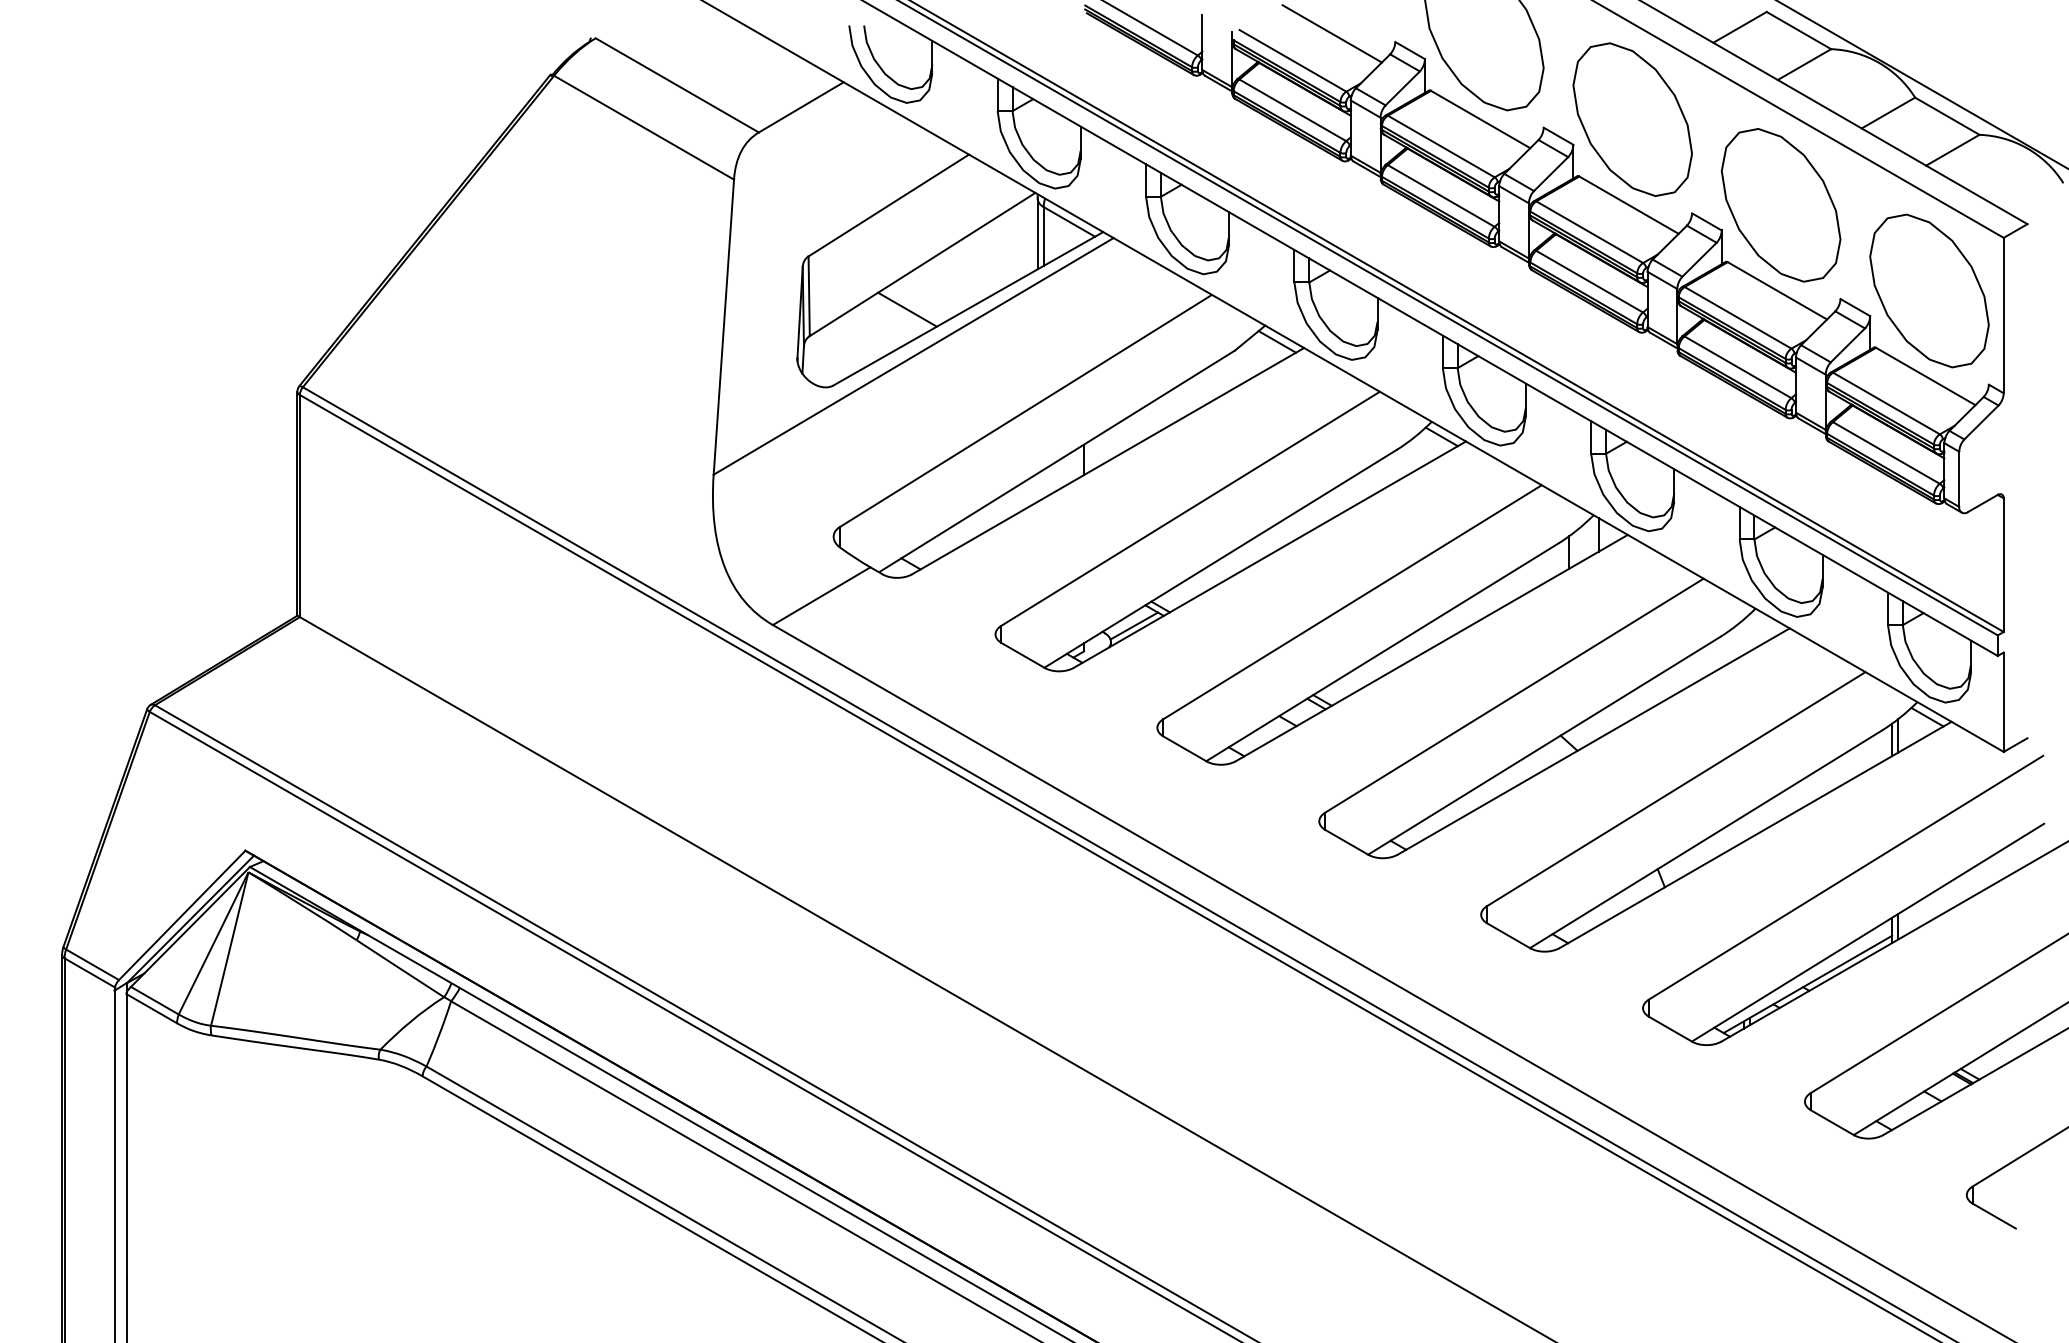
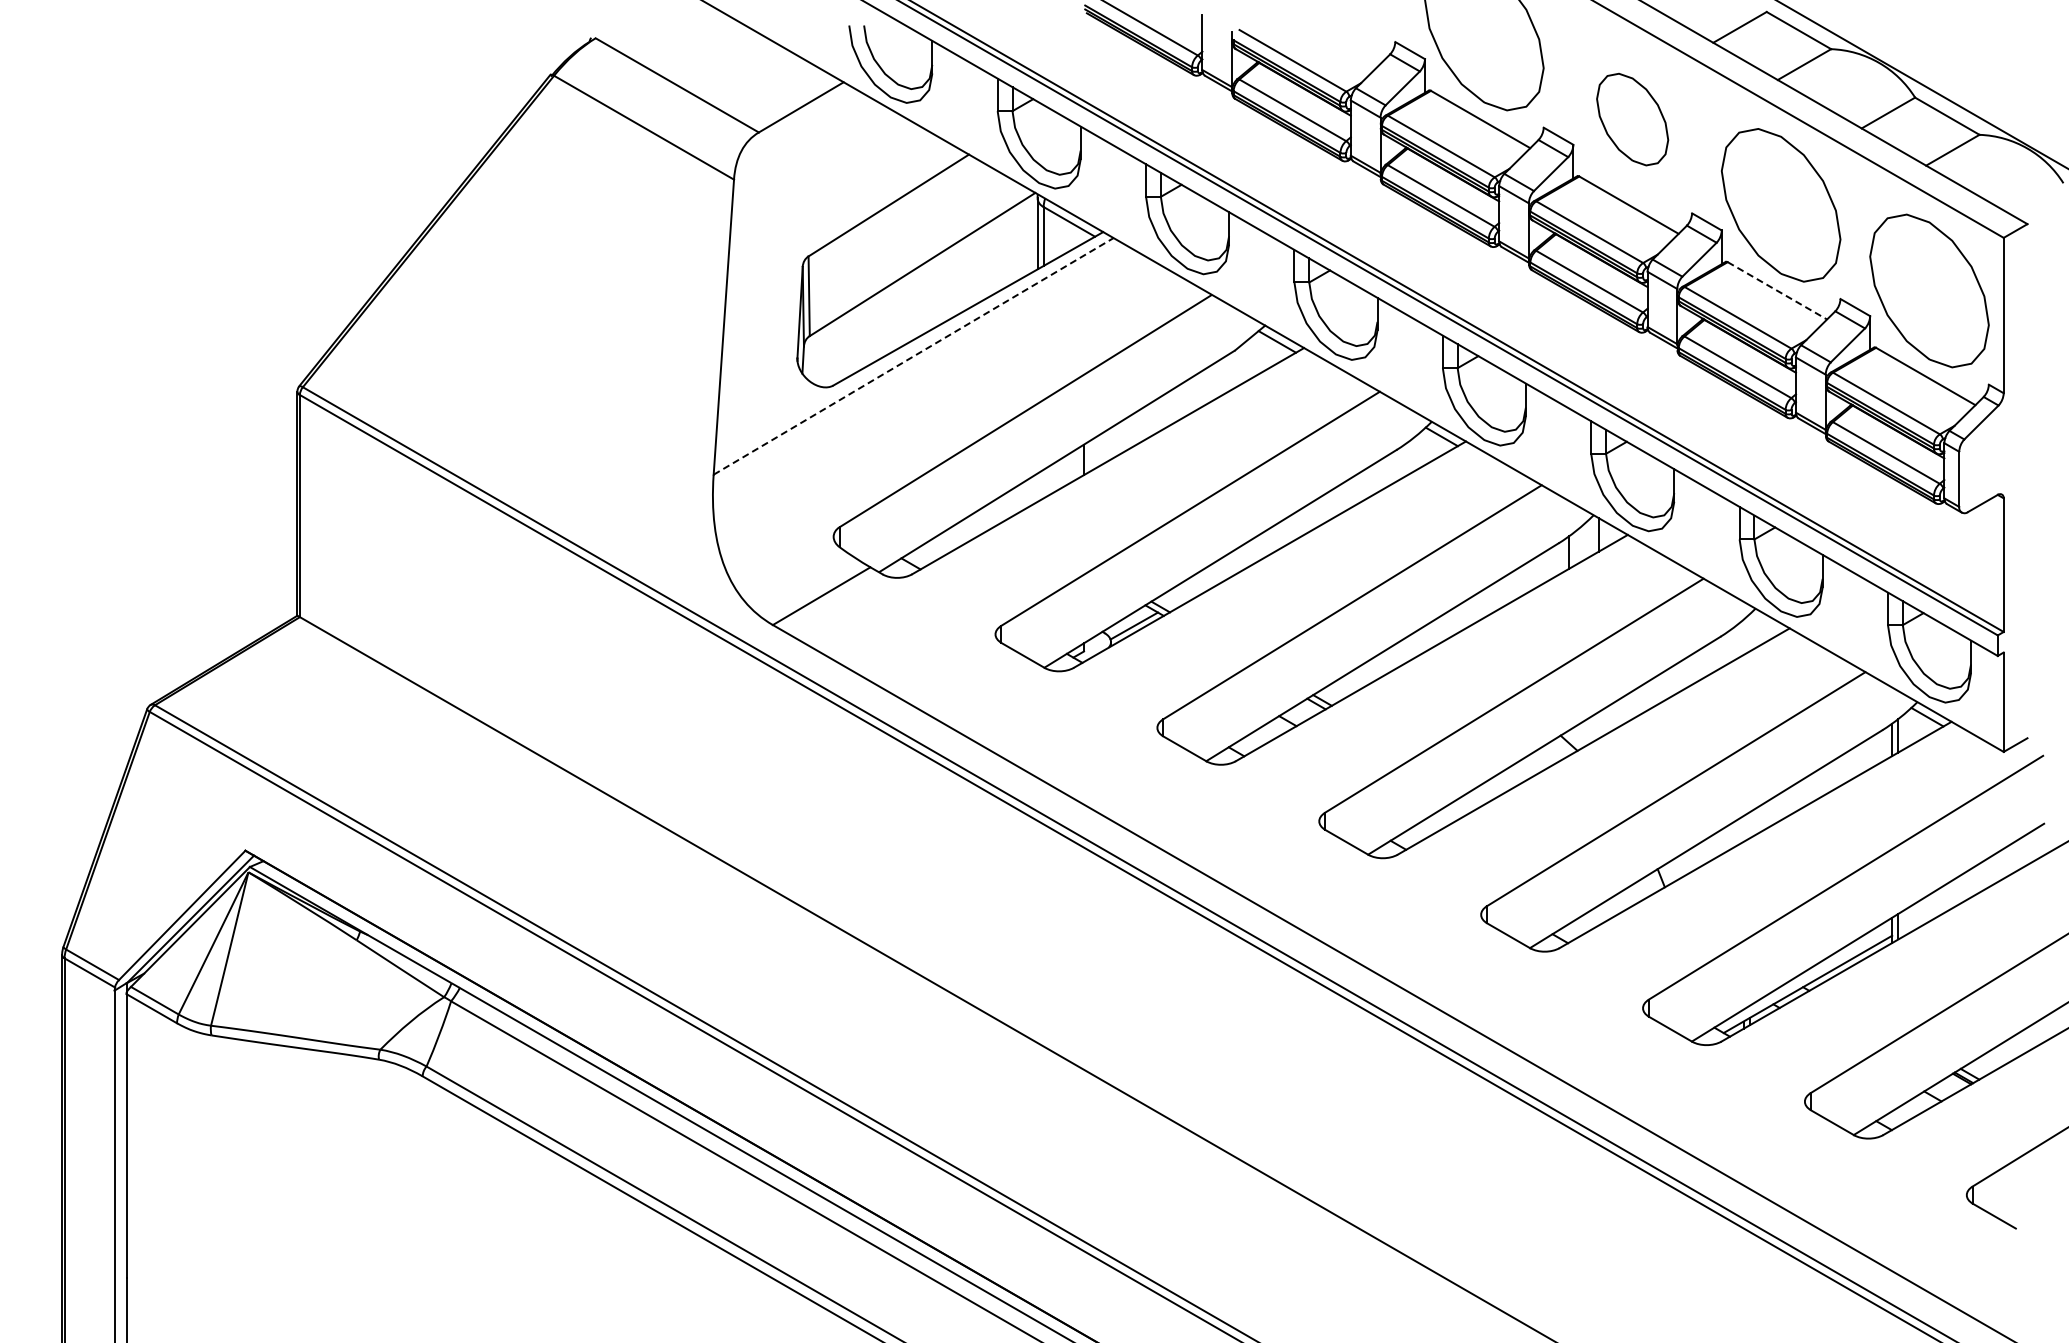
line: present -> none (1331, 33)
part size: 121x155 px -> 74x95 px (1632, 119)
line: solid -> dashed (1777, 291)
line: present -> none (907, 309)
line: solid -> dashed (914, 356)
